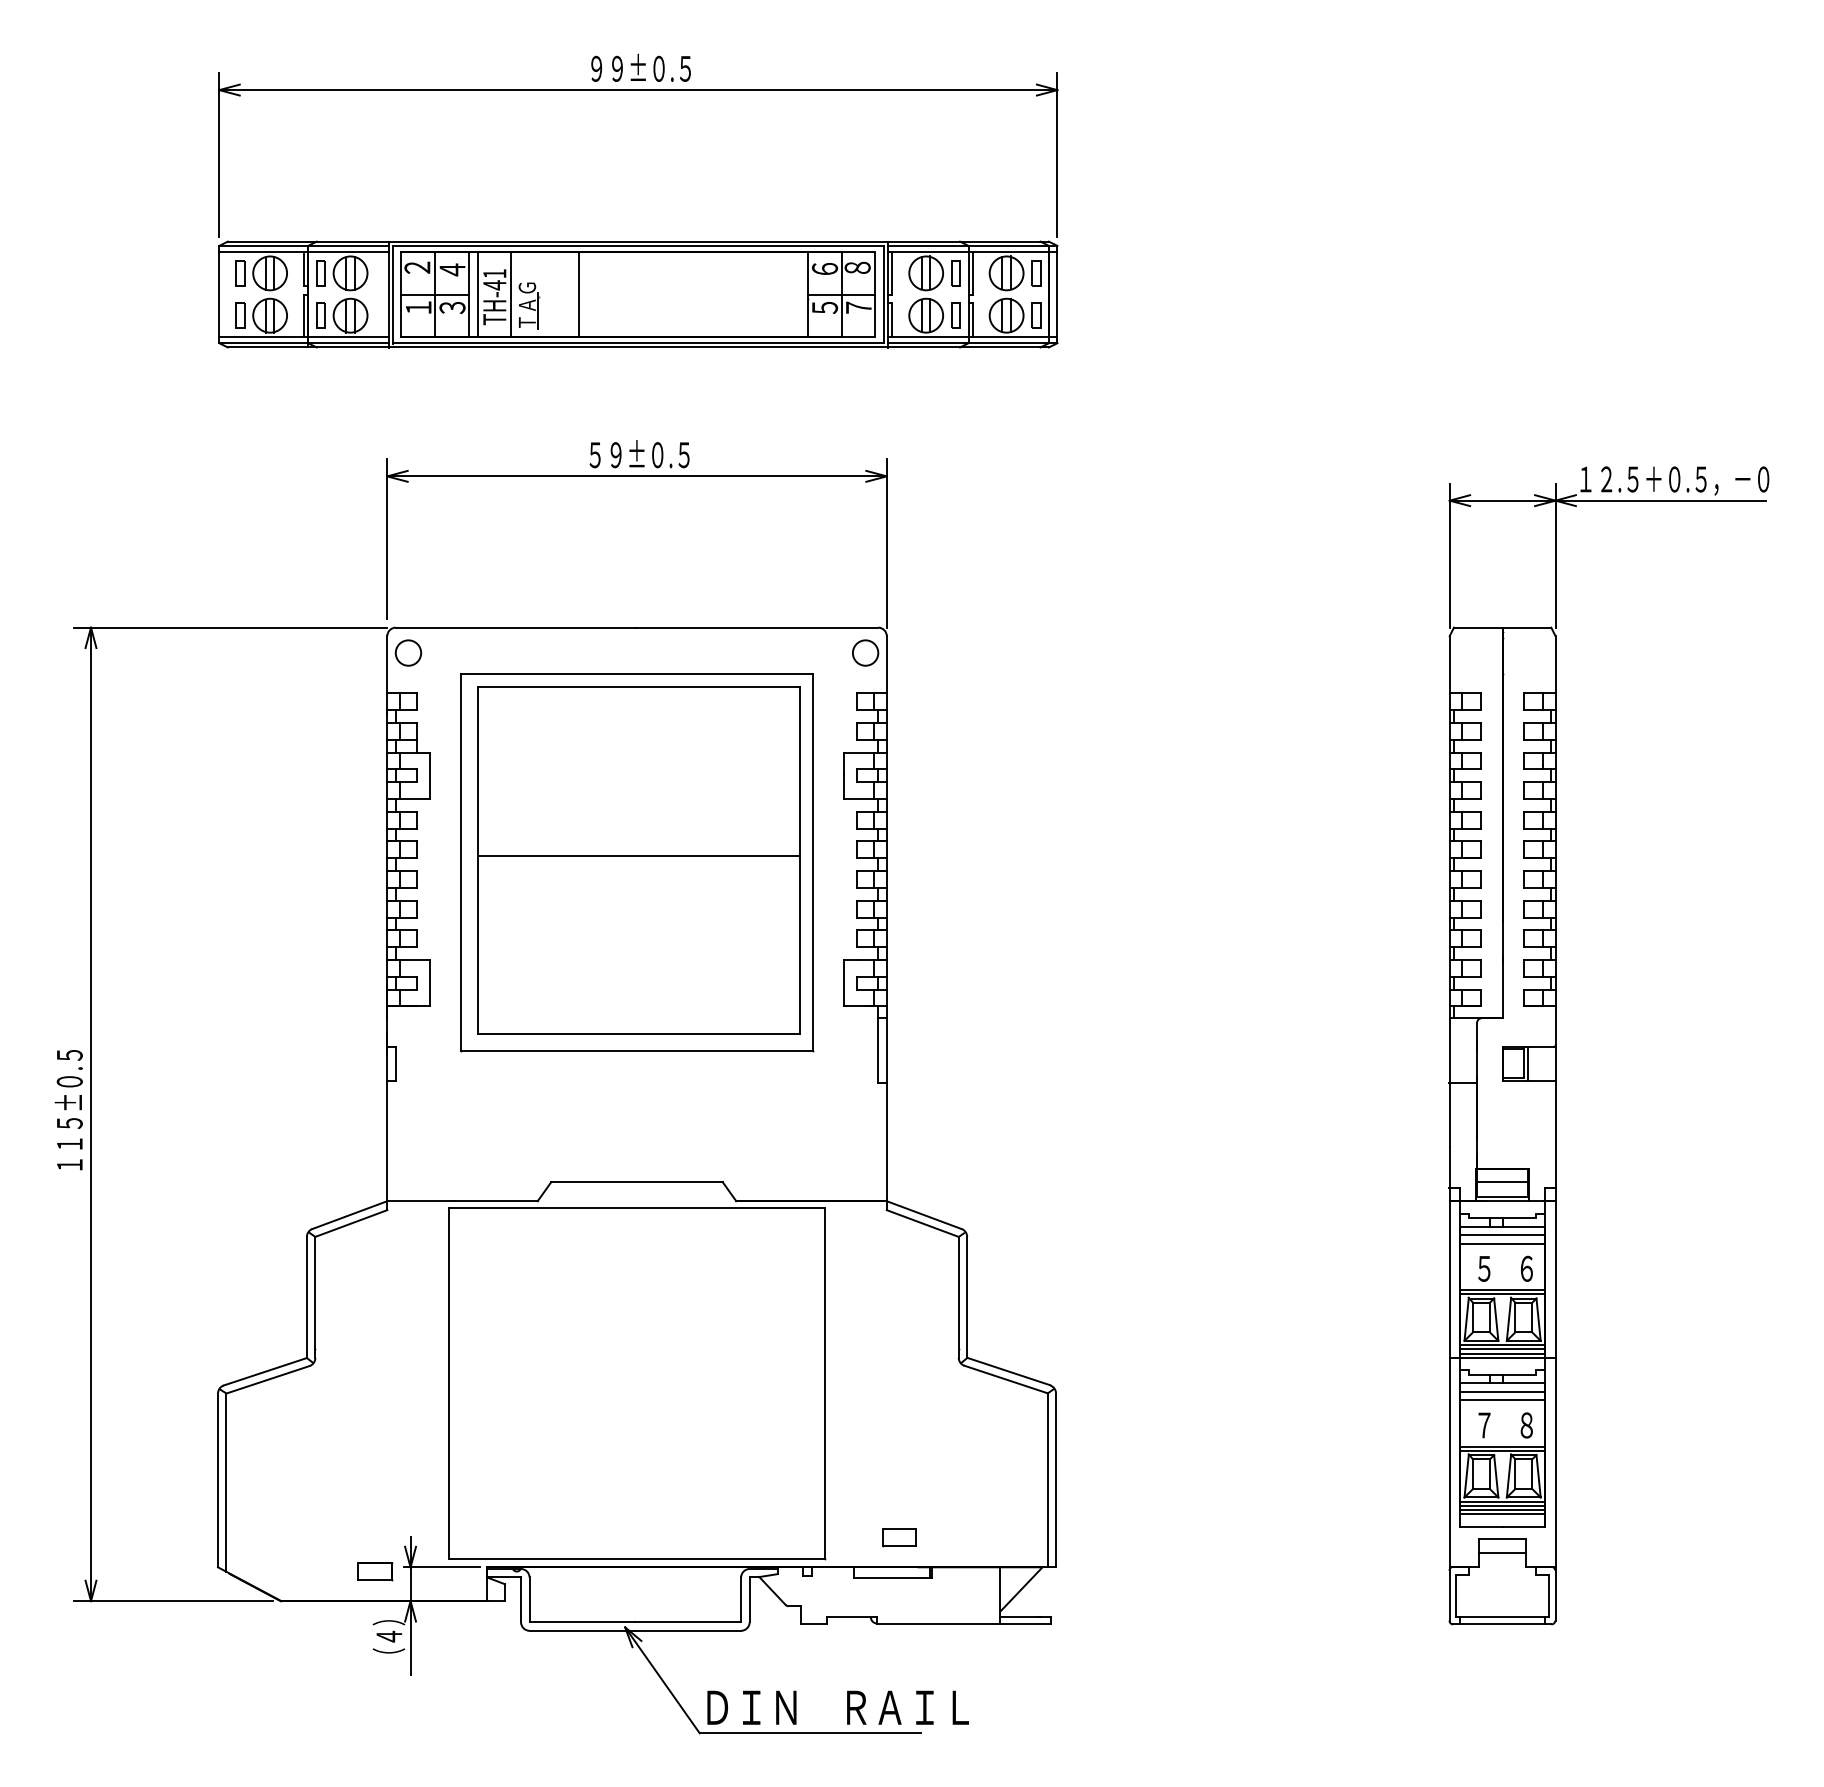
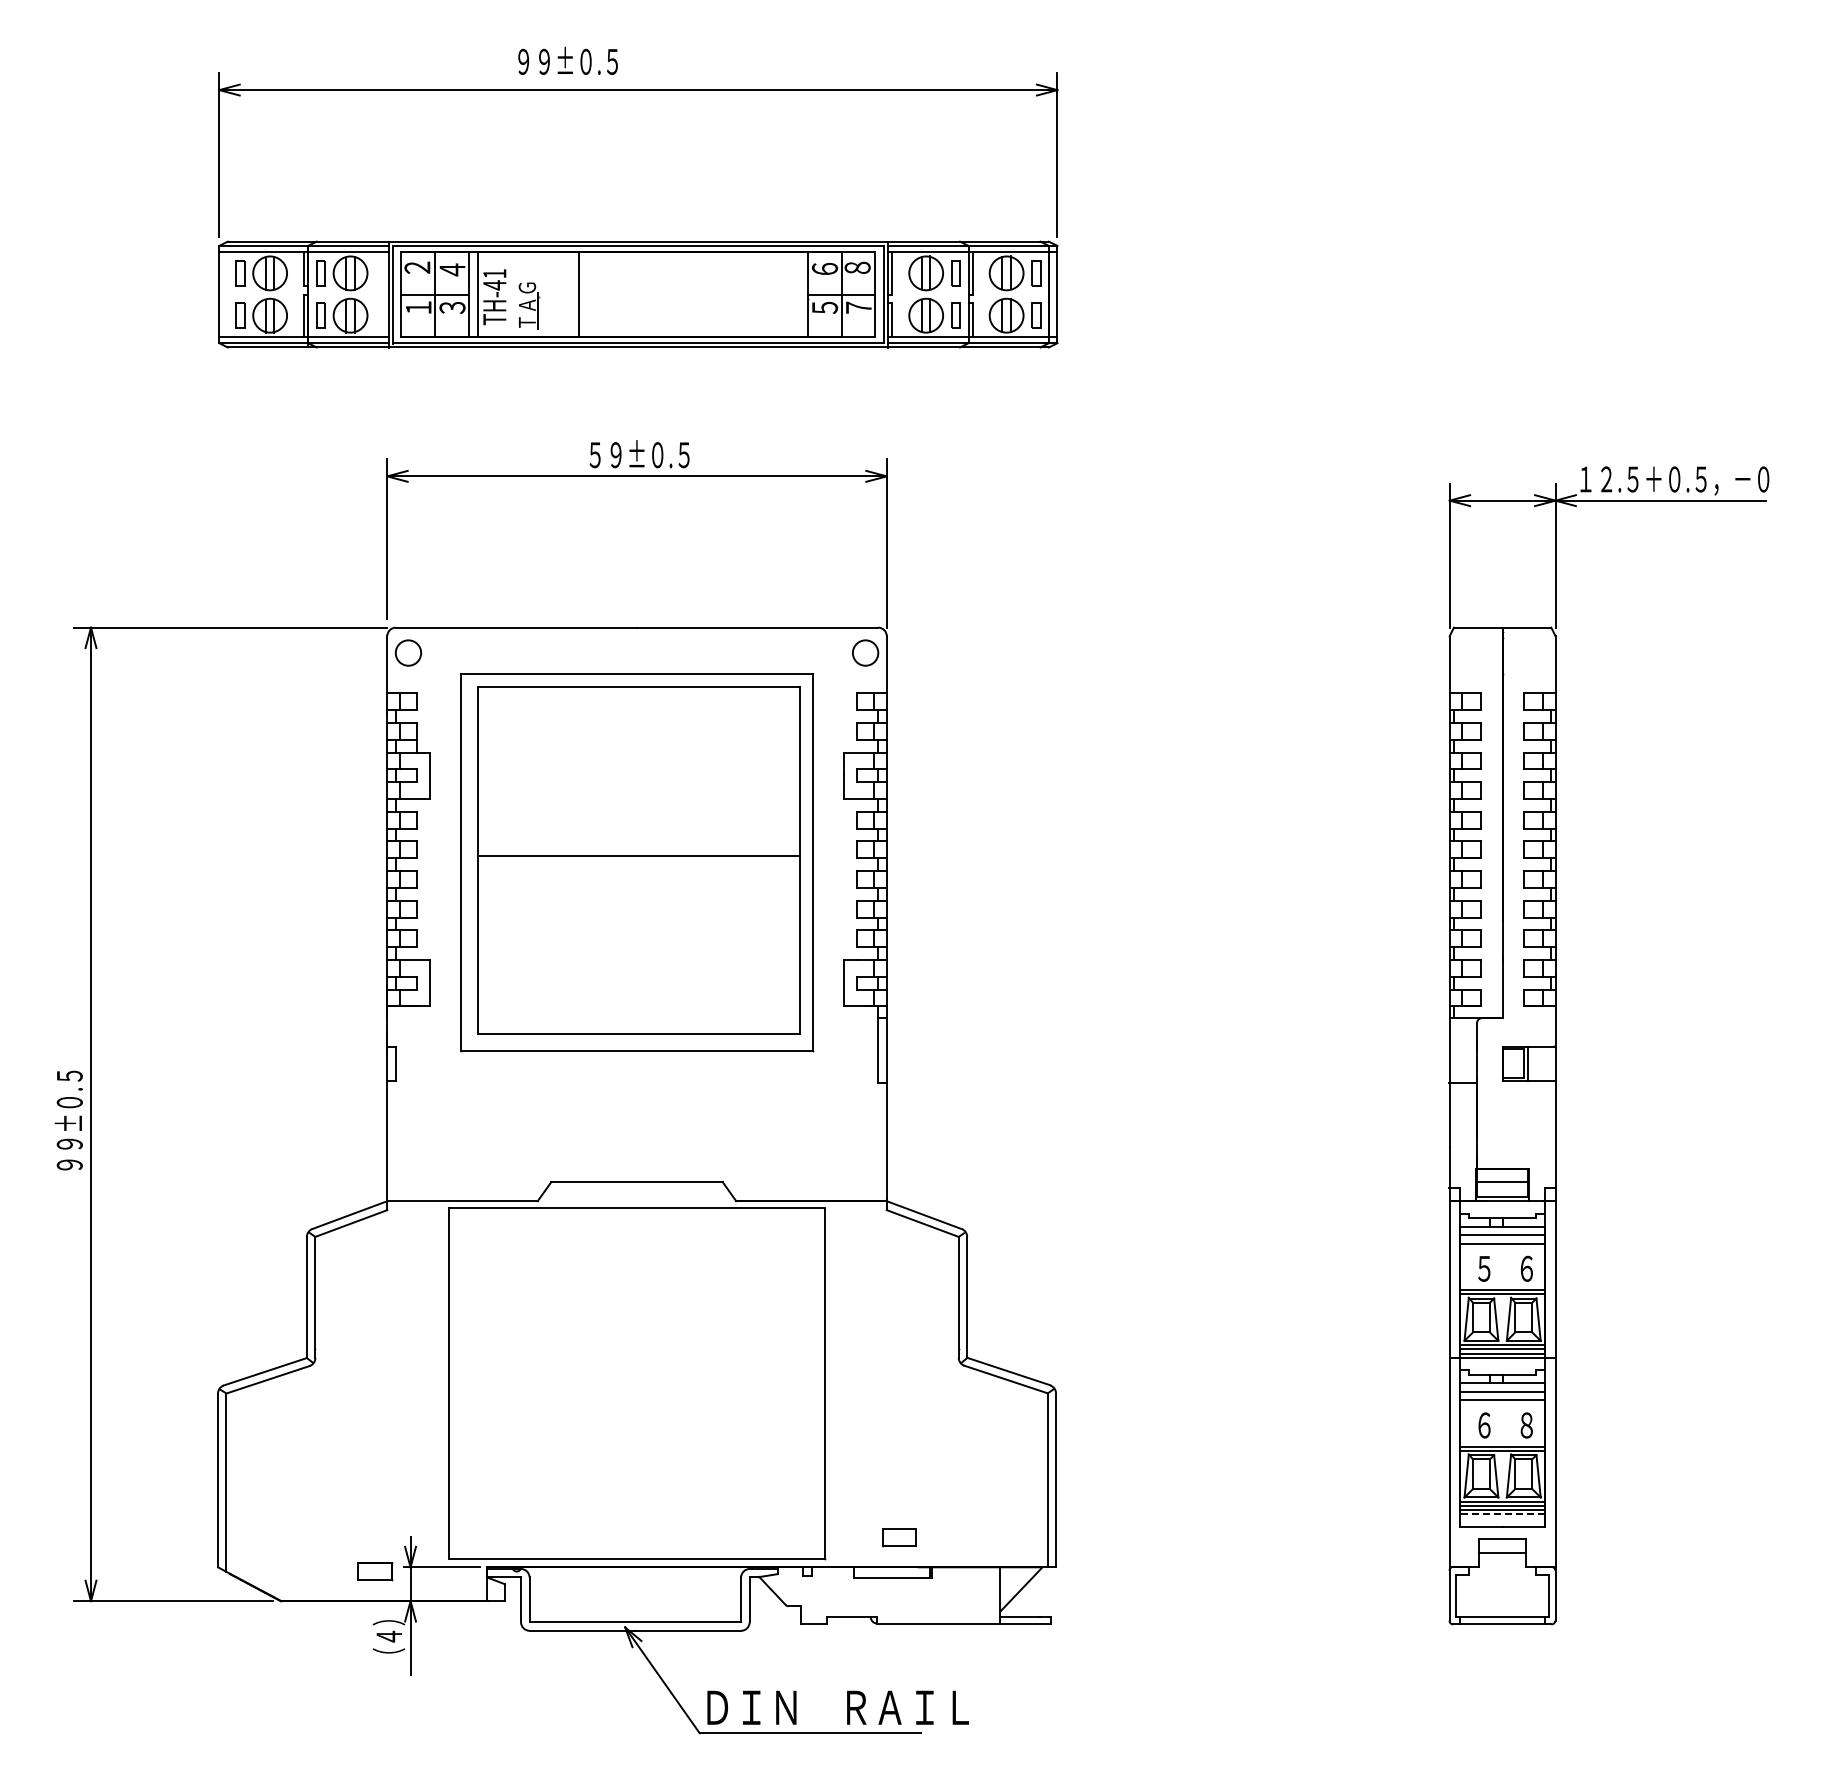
text position: (640, 67) -> (567, 60) (567, 60)
line: present -> none (511, 294)
text: １１５±０.５ -> ９９±０.５ (68, 1110)
text: ７ -> ６ (1484, 1425)
line: solid -> dashed (1503, 1514)
